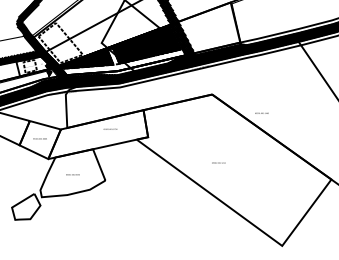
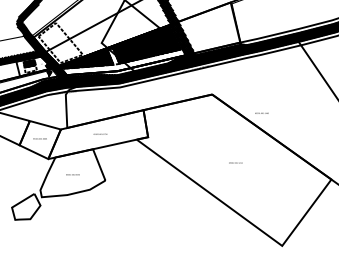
hatch: none -> present (29, 63)
text position: (110, 128) -> (100, 133) (100, 133)
text position: (218, 162) -> (235, 162) (235, 162)
